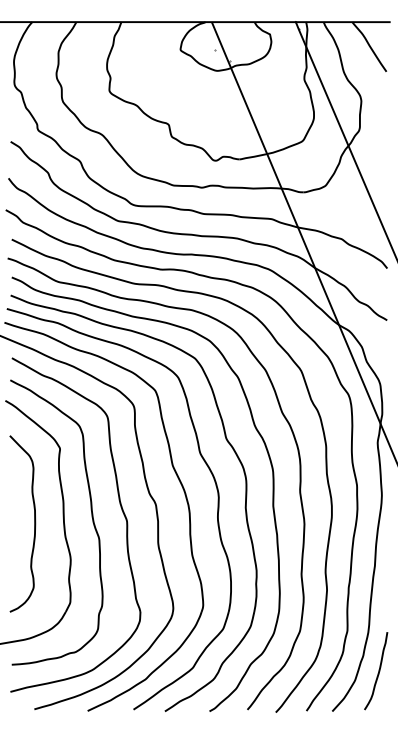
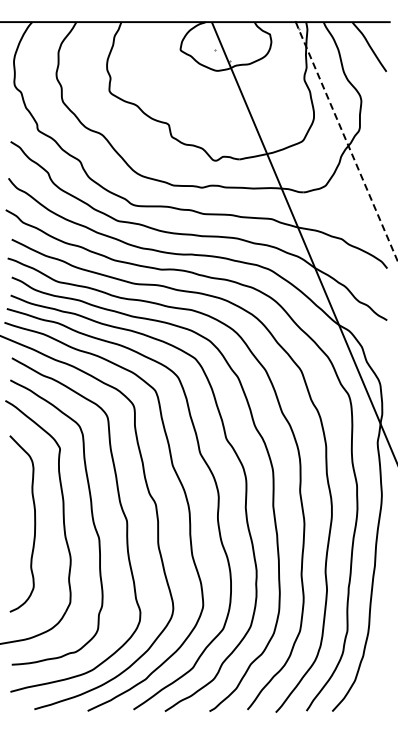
line: solid -> dashed (346, 141)
curve: present -> none (378, 671)
